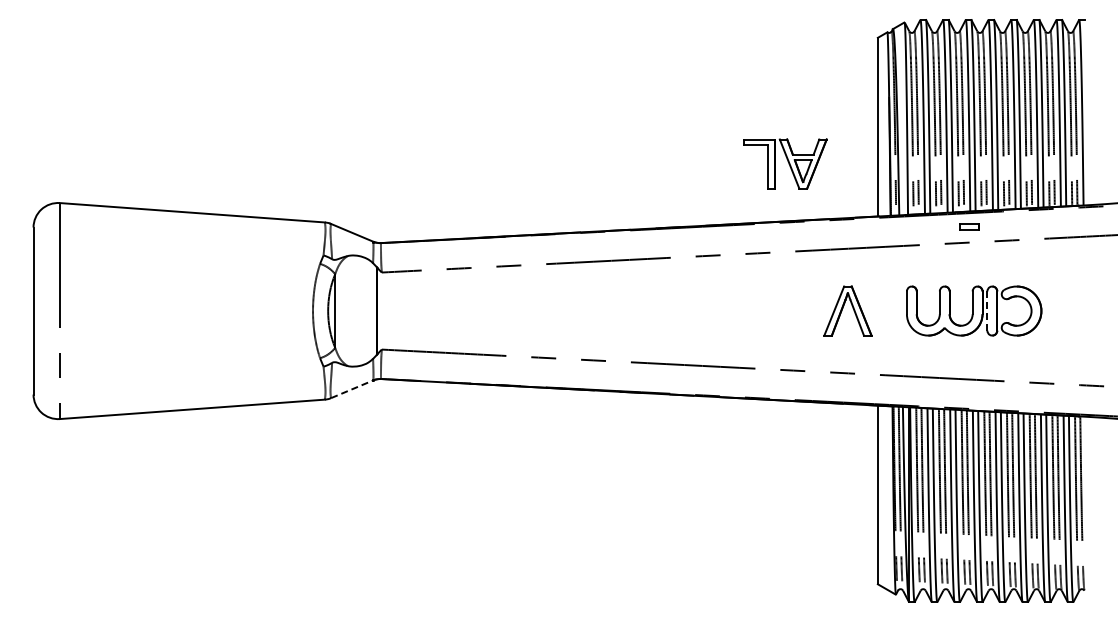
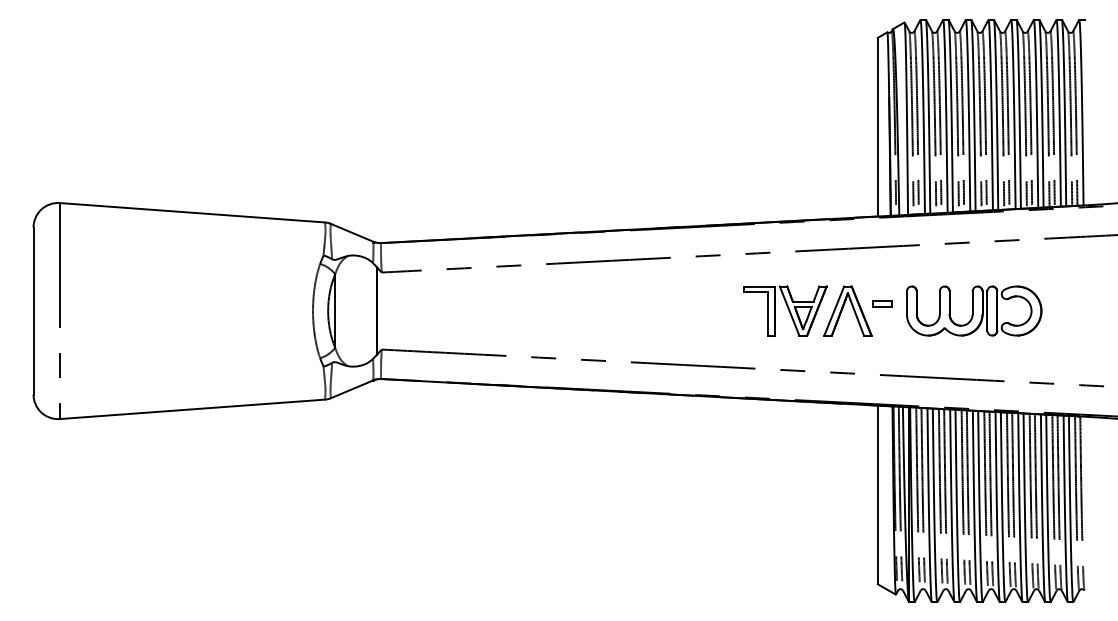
part position: (785, 163) -> (785, 310) (785, 310)
part position: (969, 226) -> (882, 303) (882, 303)
line: dashed -> solid (987, 311)
line: dashed -> solid (353, 388)
